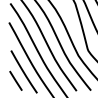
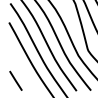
line: present -> none (23, 71)
